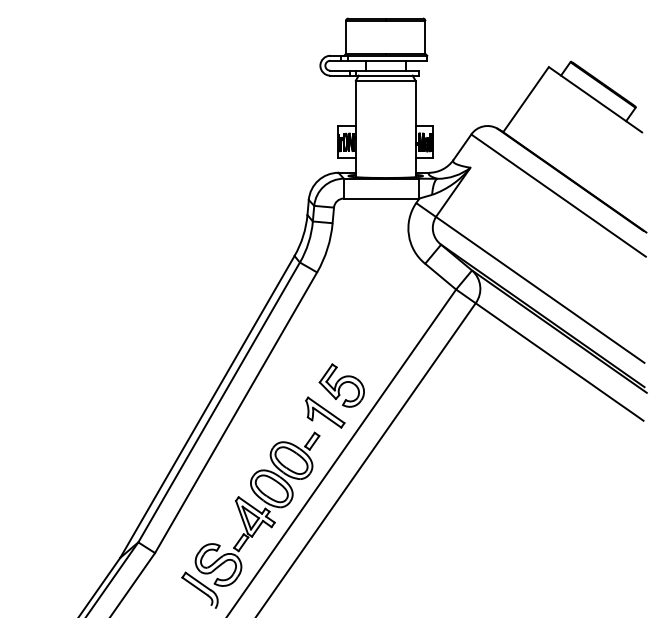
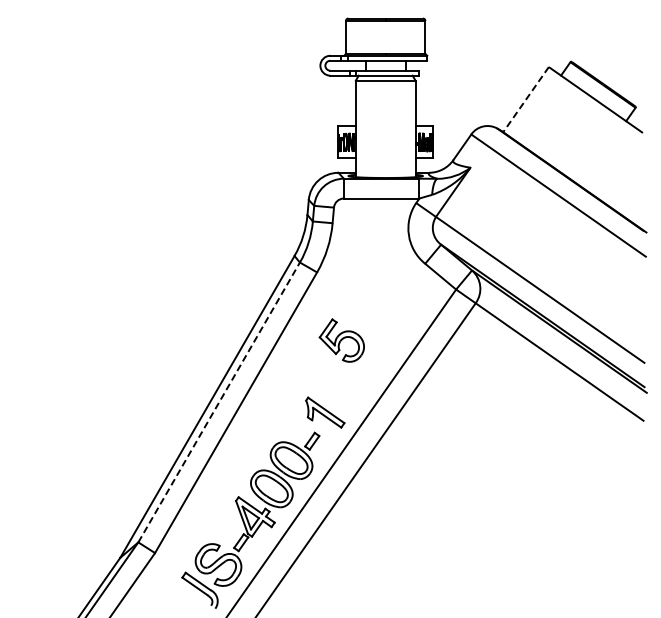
line: solid -> dashed (526, 99)
part position: (341, 385) -> (341, 340) (341, 340)
line: solid -> dashed (219, 402)
